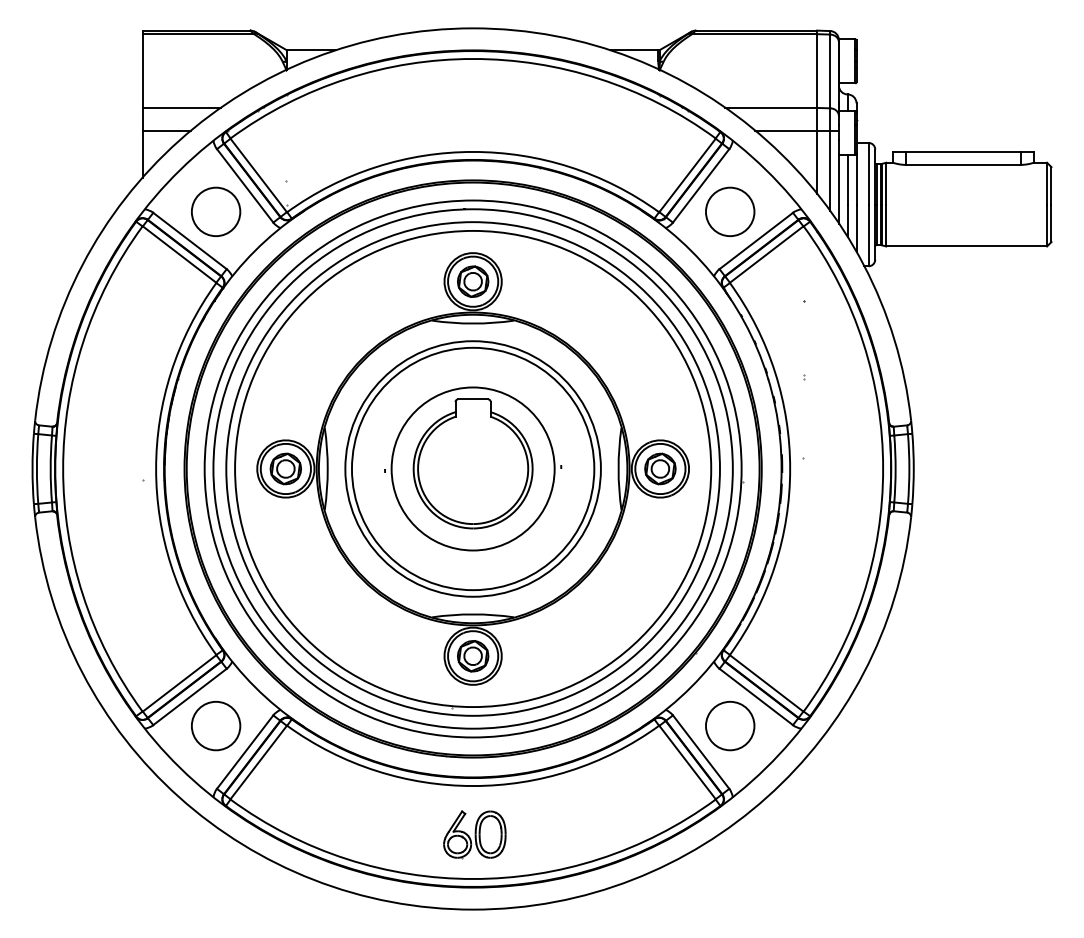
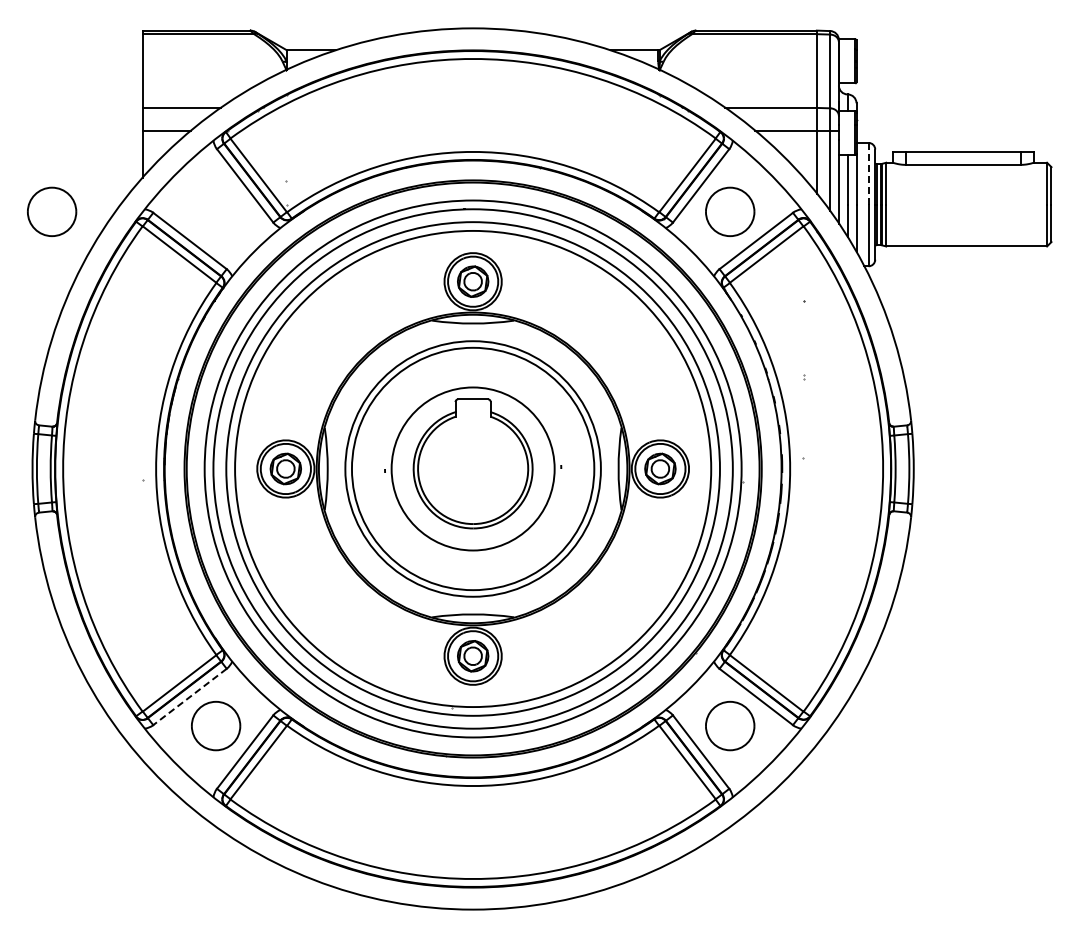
line: solid -> dashed (868, 173)
part position: (216, 211) -> (52, 211) (52, 211)
line: solid -> dashed (189, 697)
part: present -> none (474, 834)
